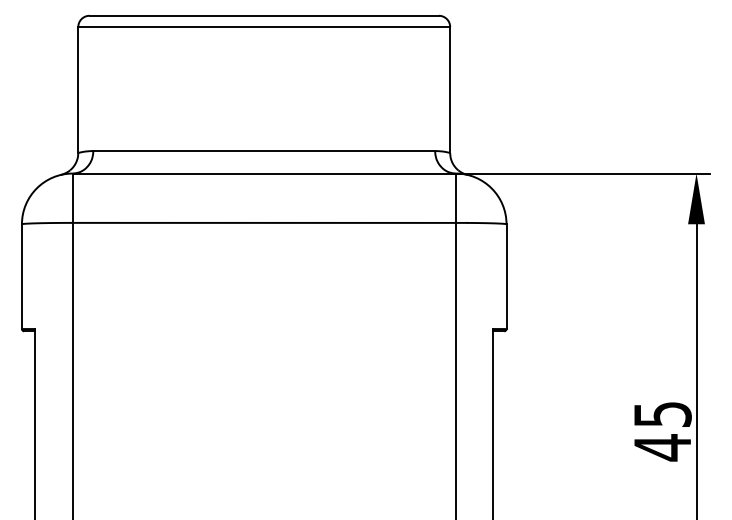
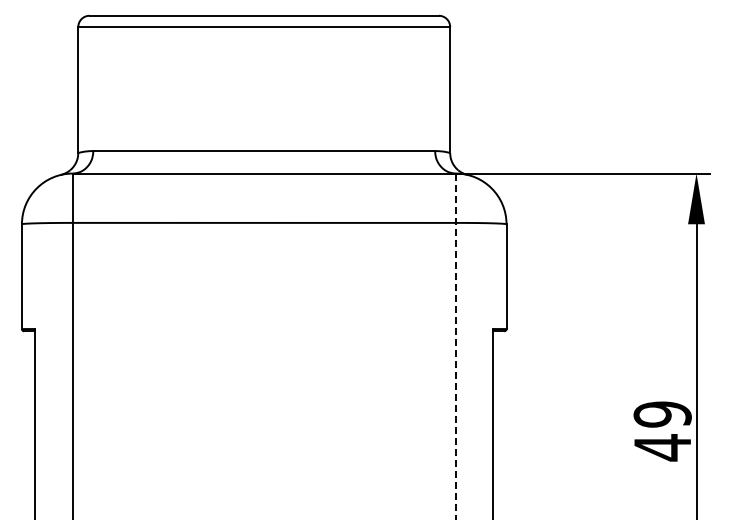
line: solid -> dashed (455, 346)
text: 45 -> 49 (662, 414)
